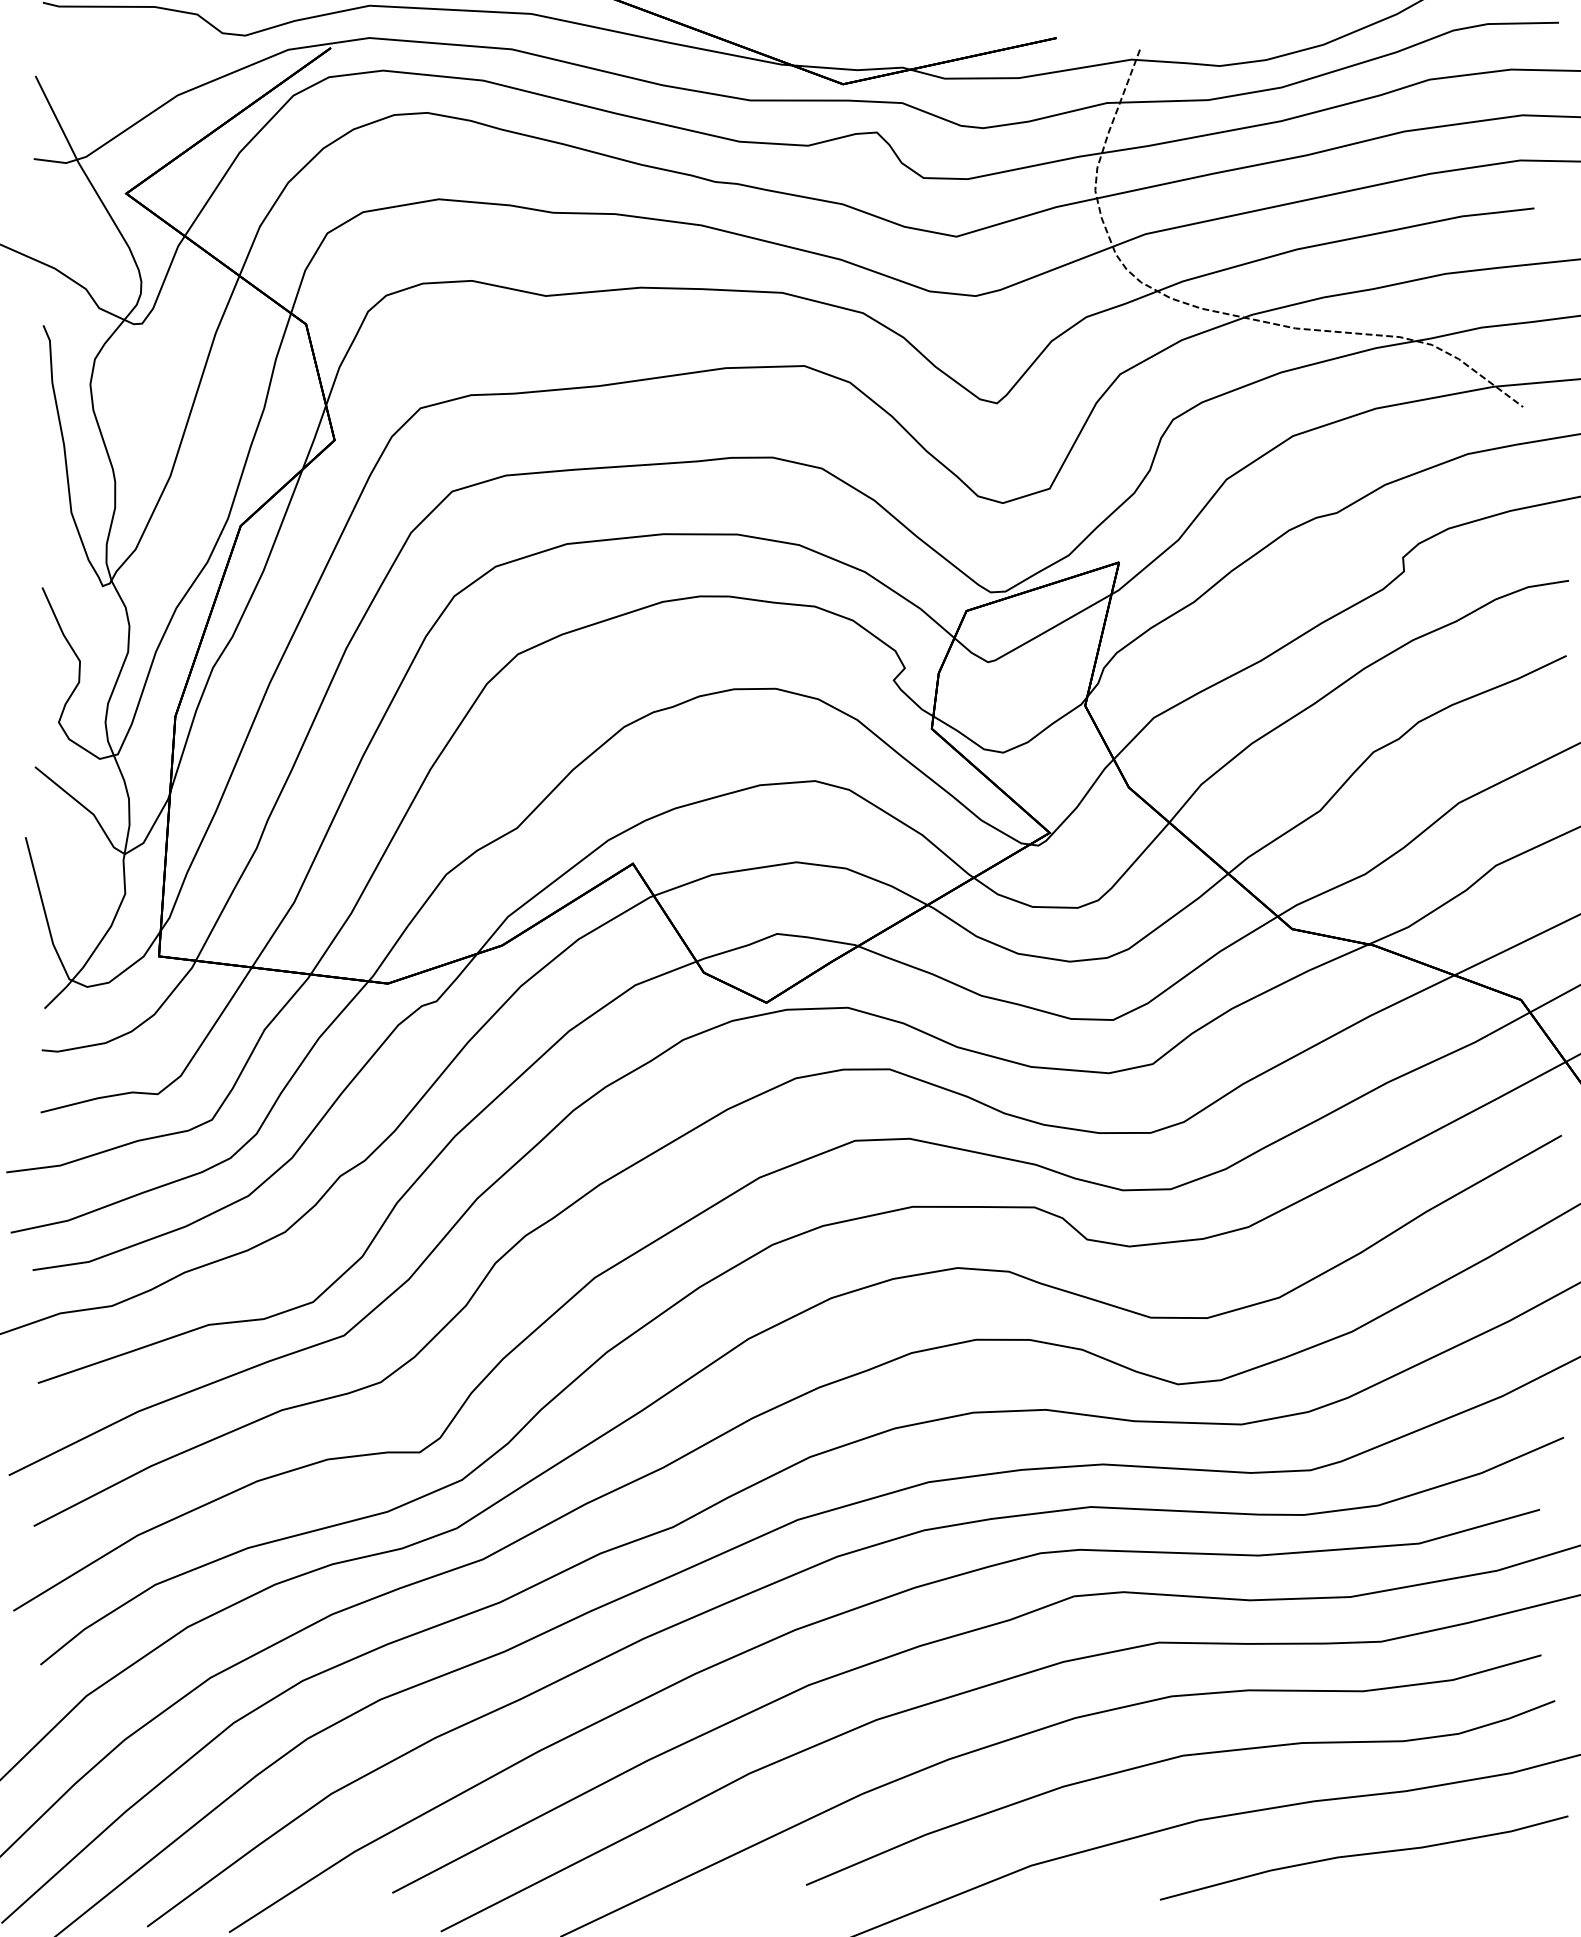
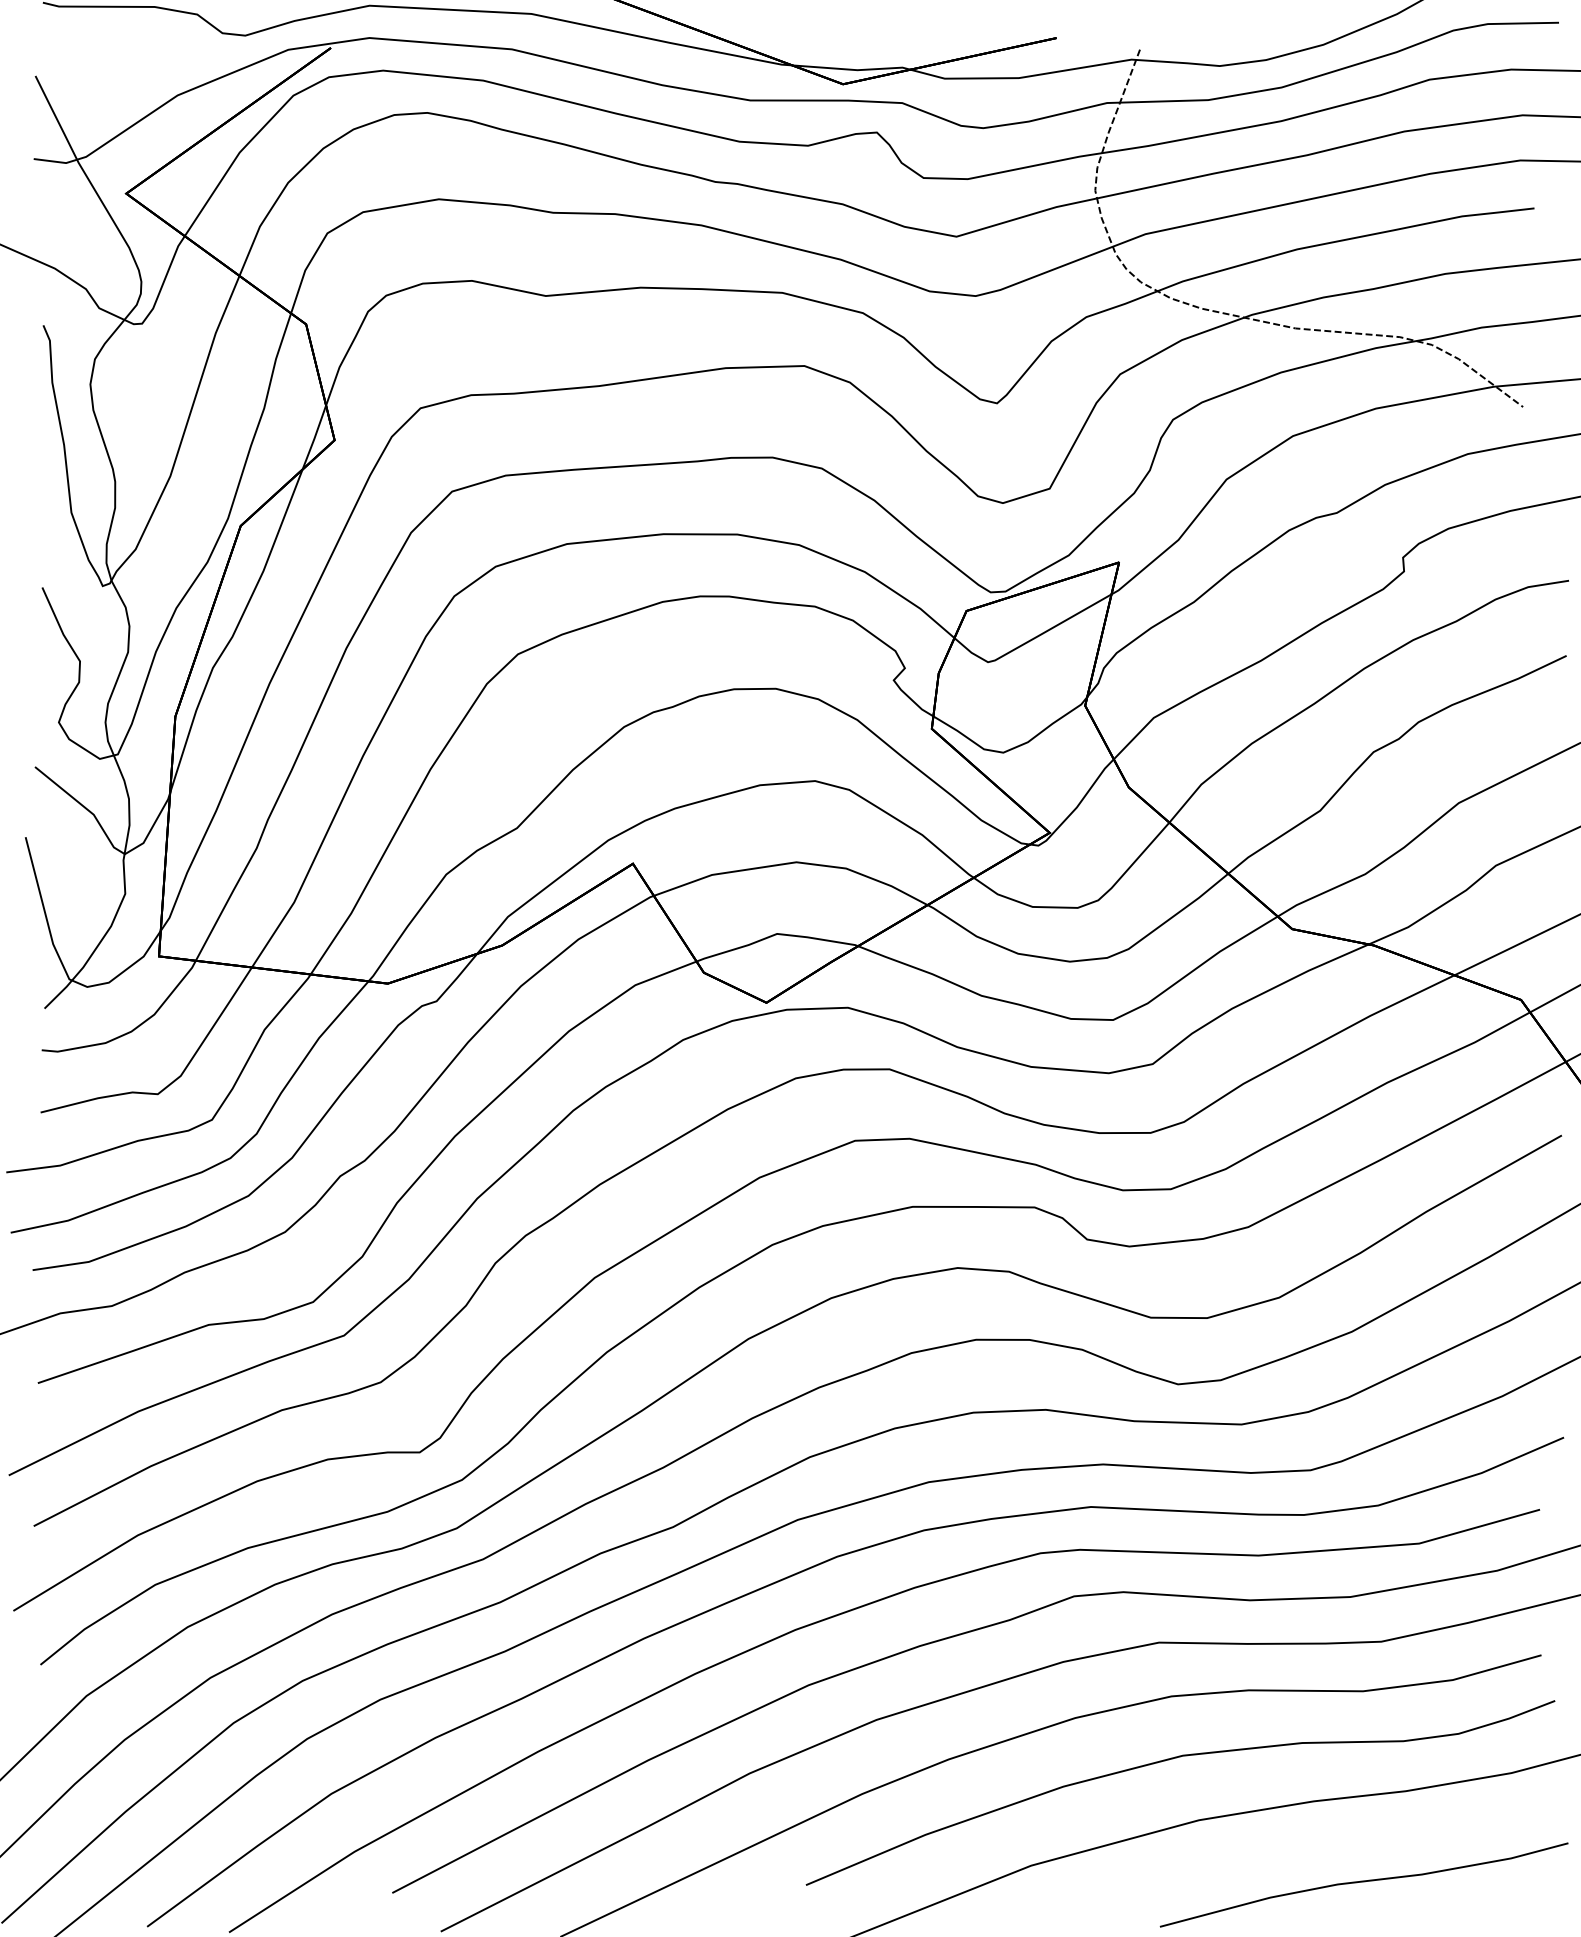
part position: (1363, 1857) -> (1363, 1884) (1363, 1884)
